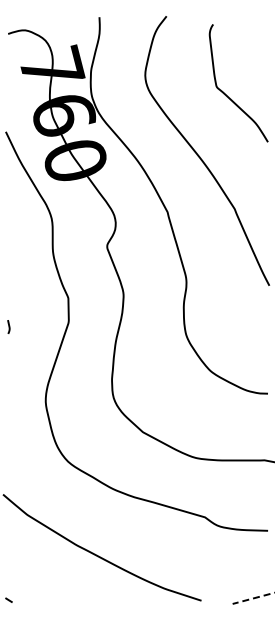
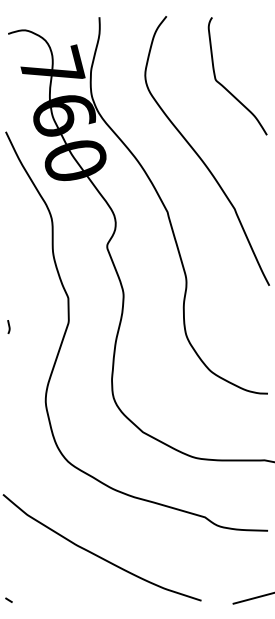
curve position: (226, 94) -> (225, 87) (225, 87)
line: dashed -> solid (253, 598)
